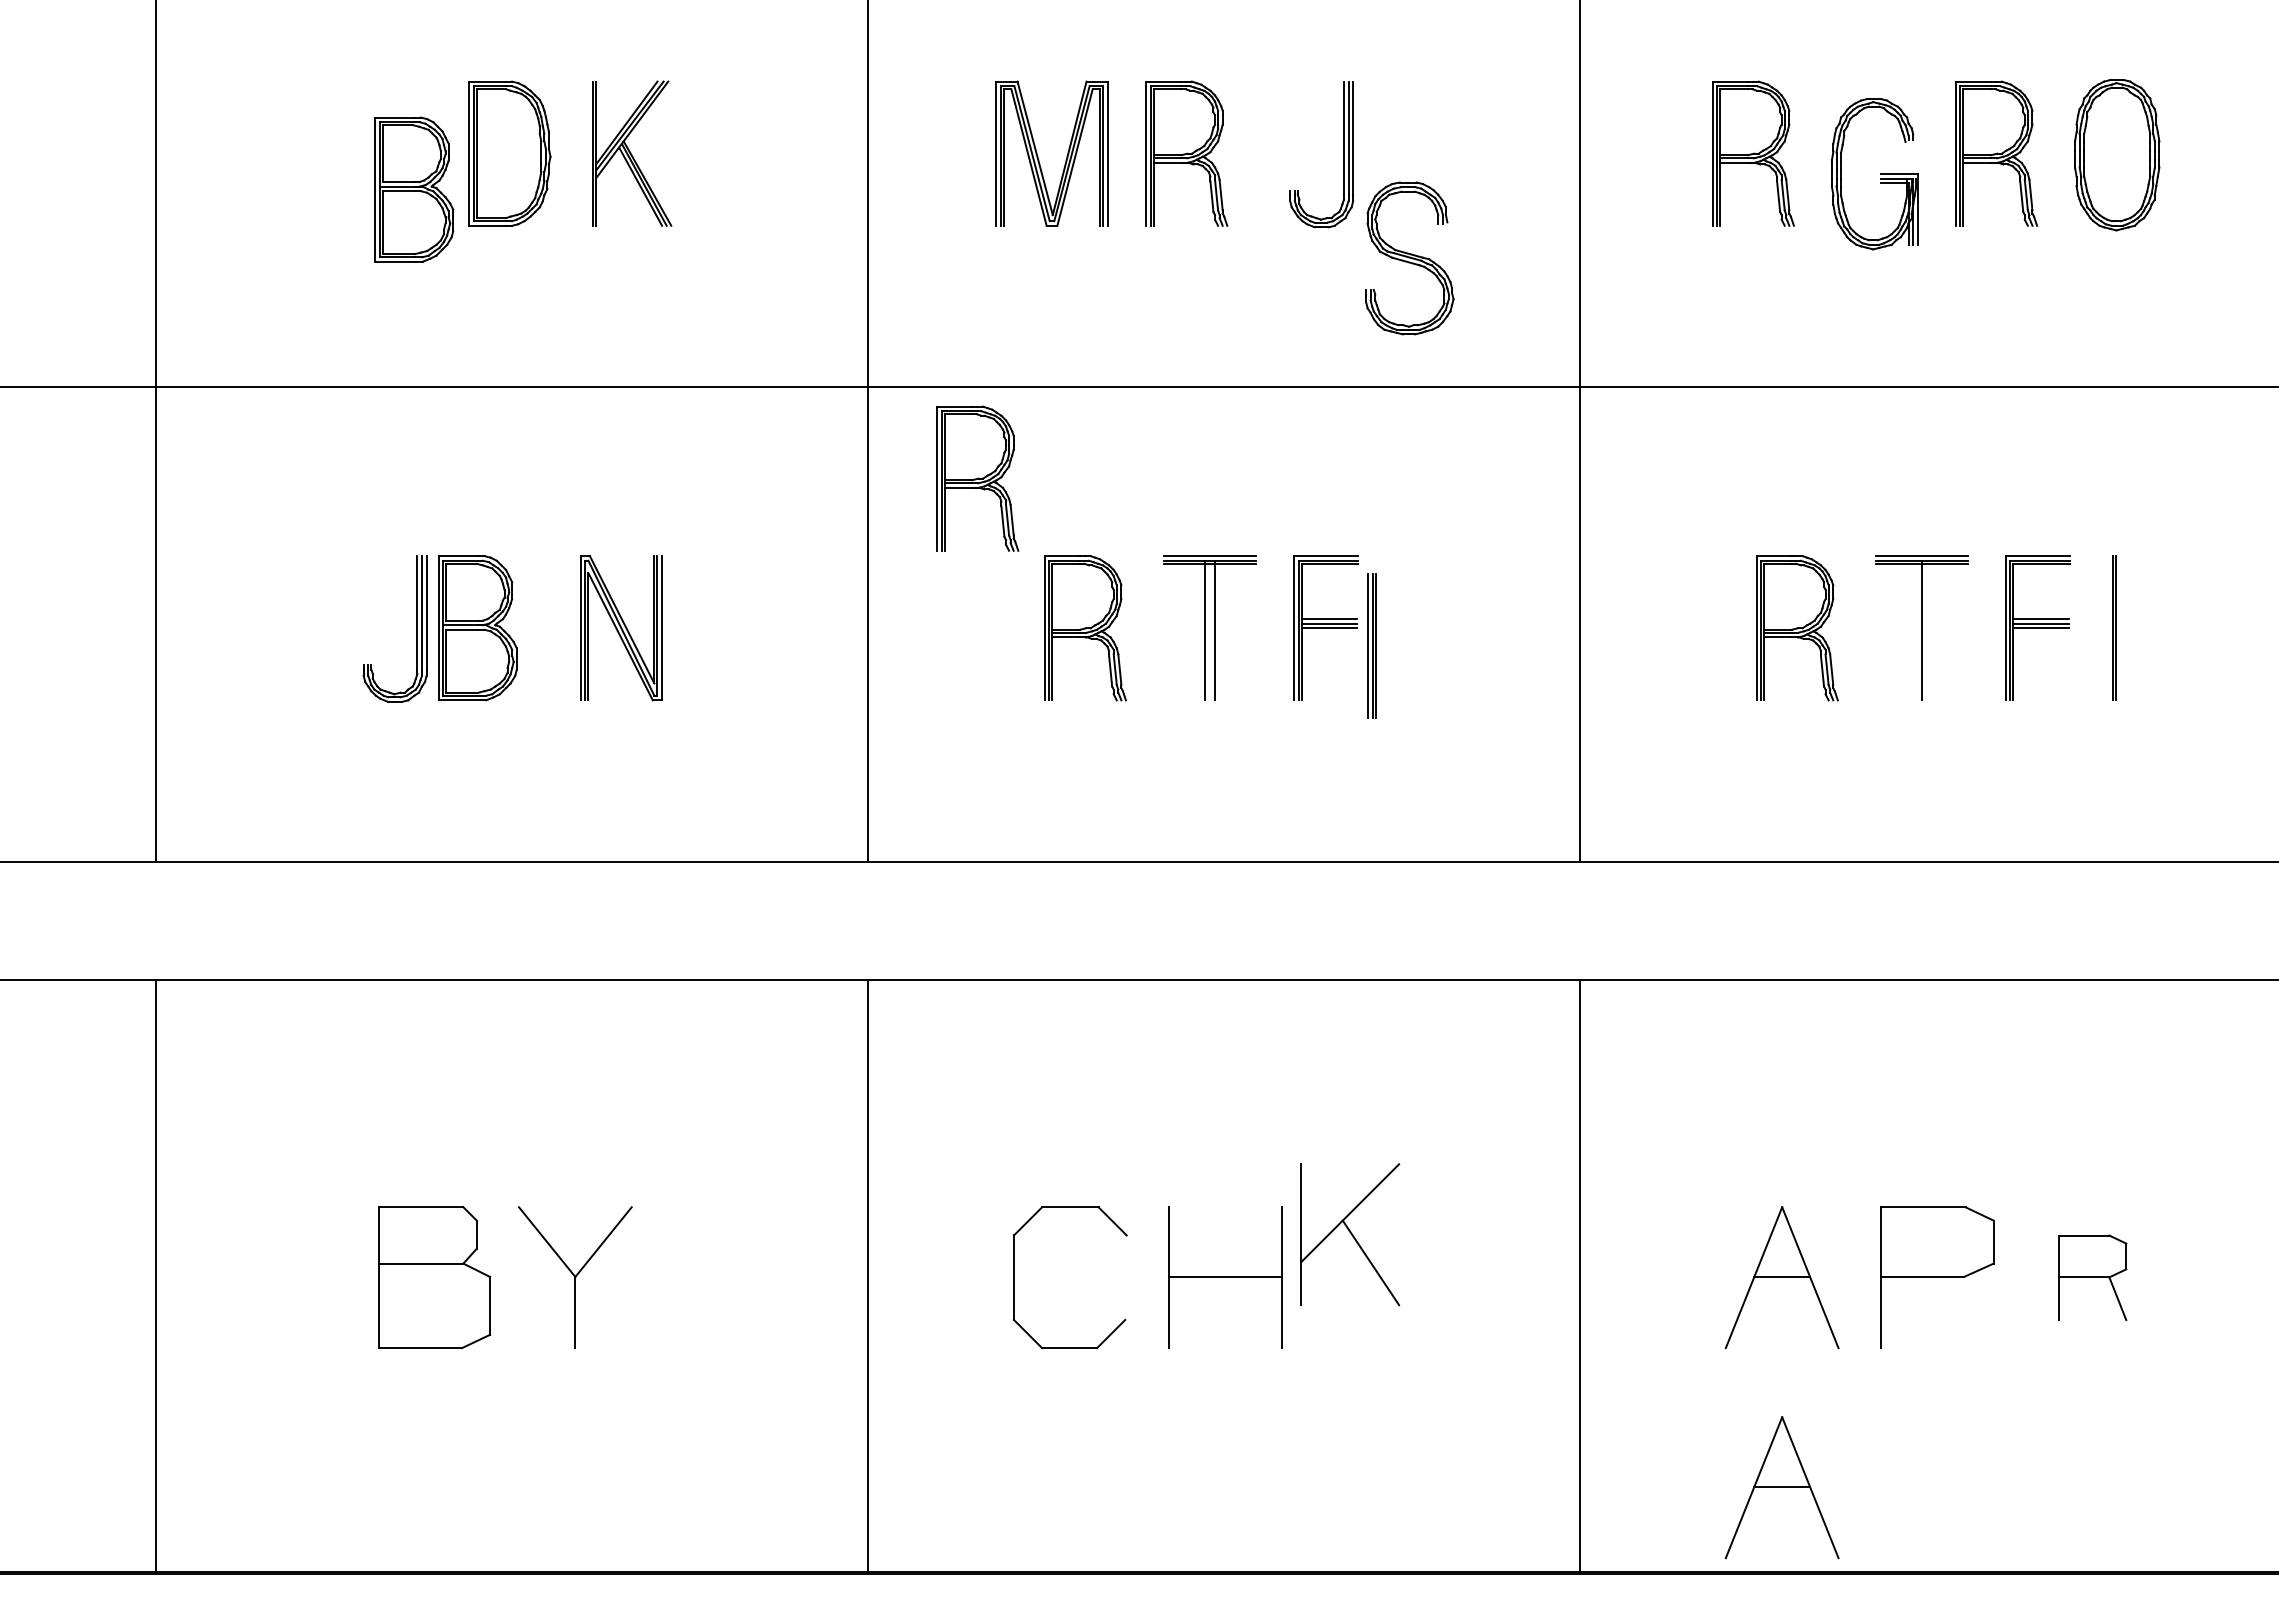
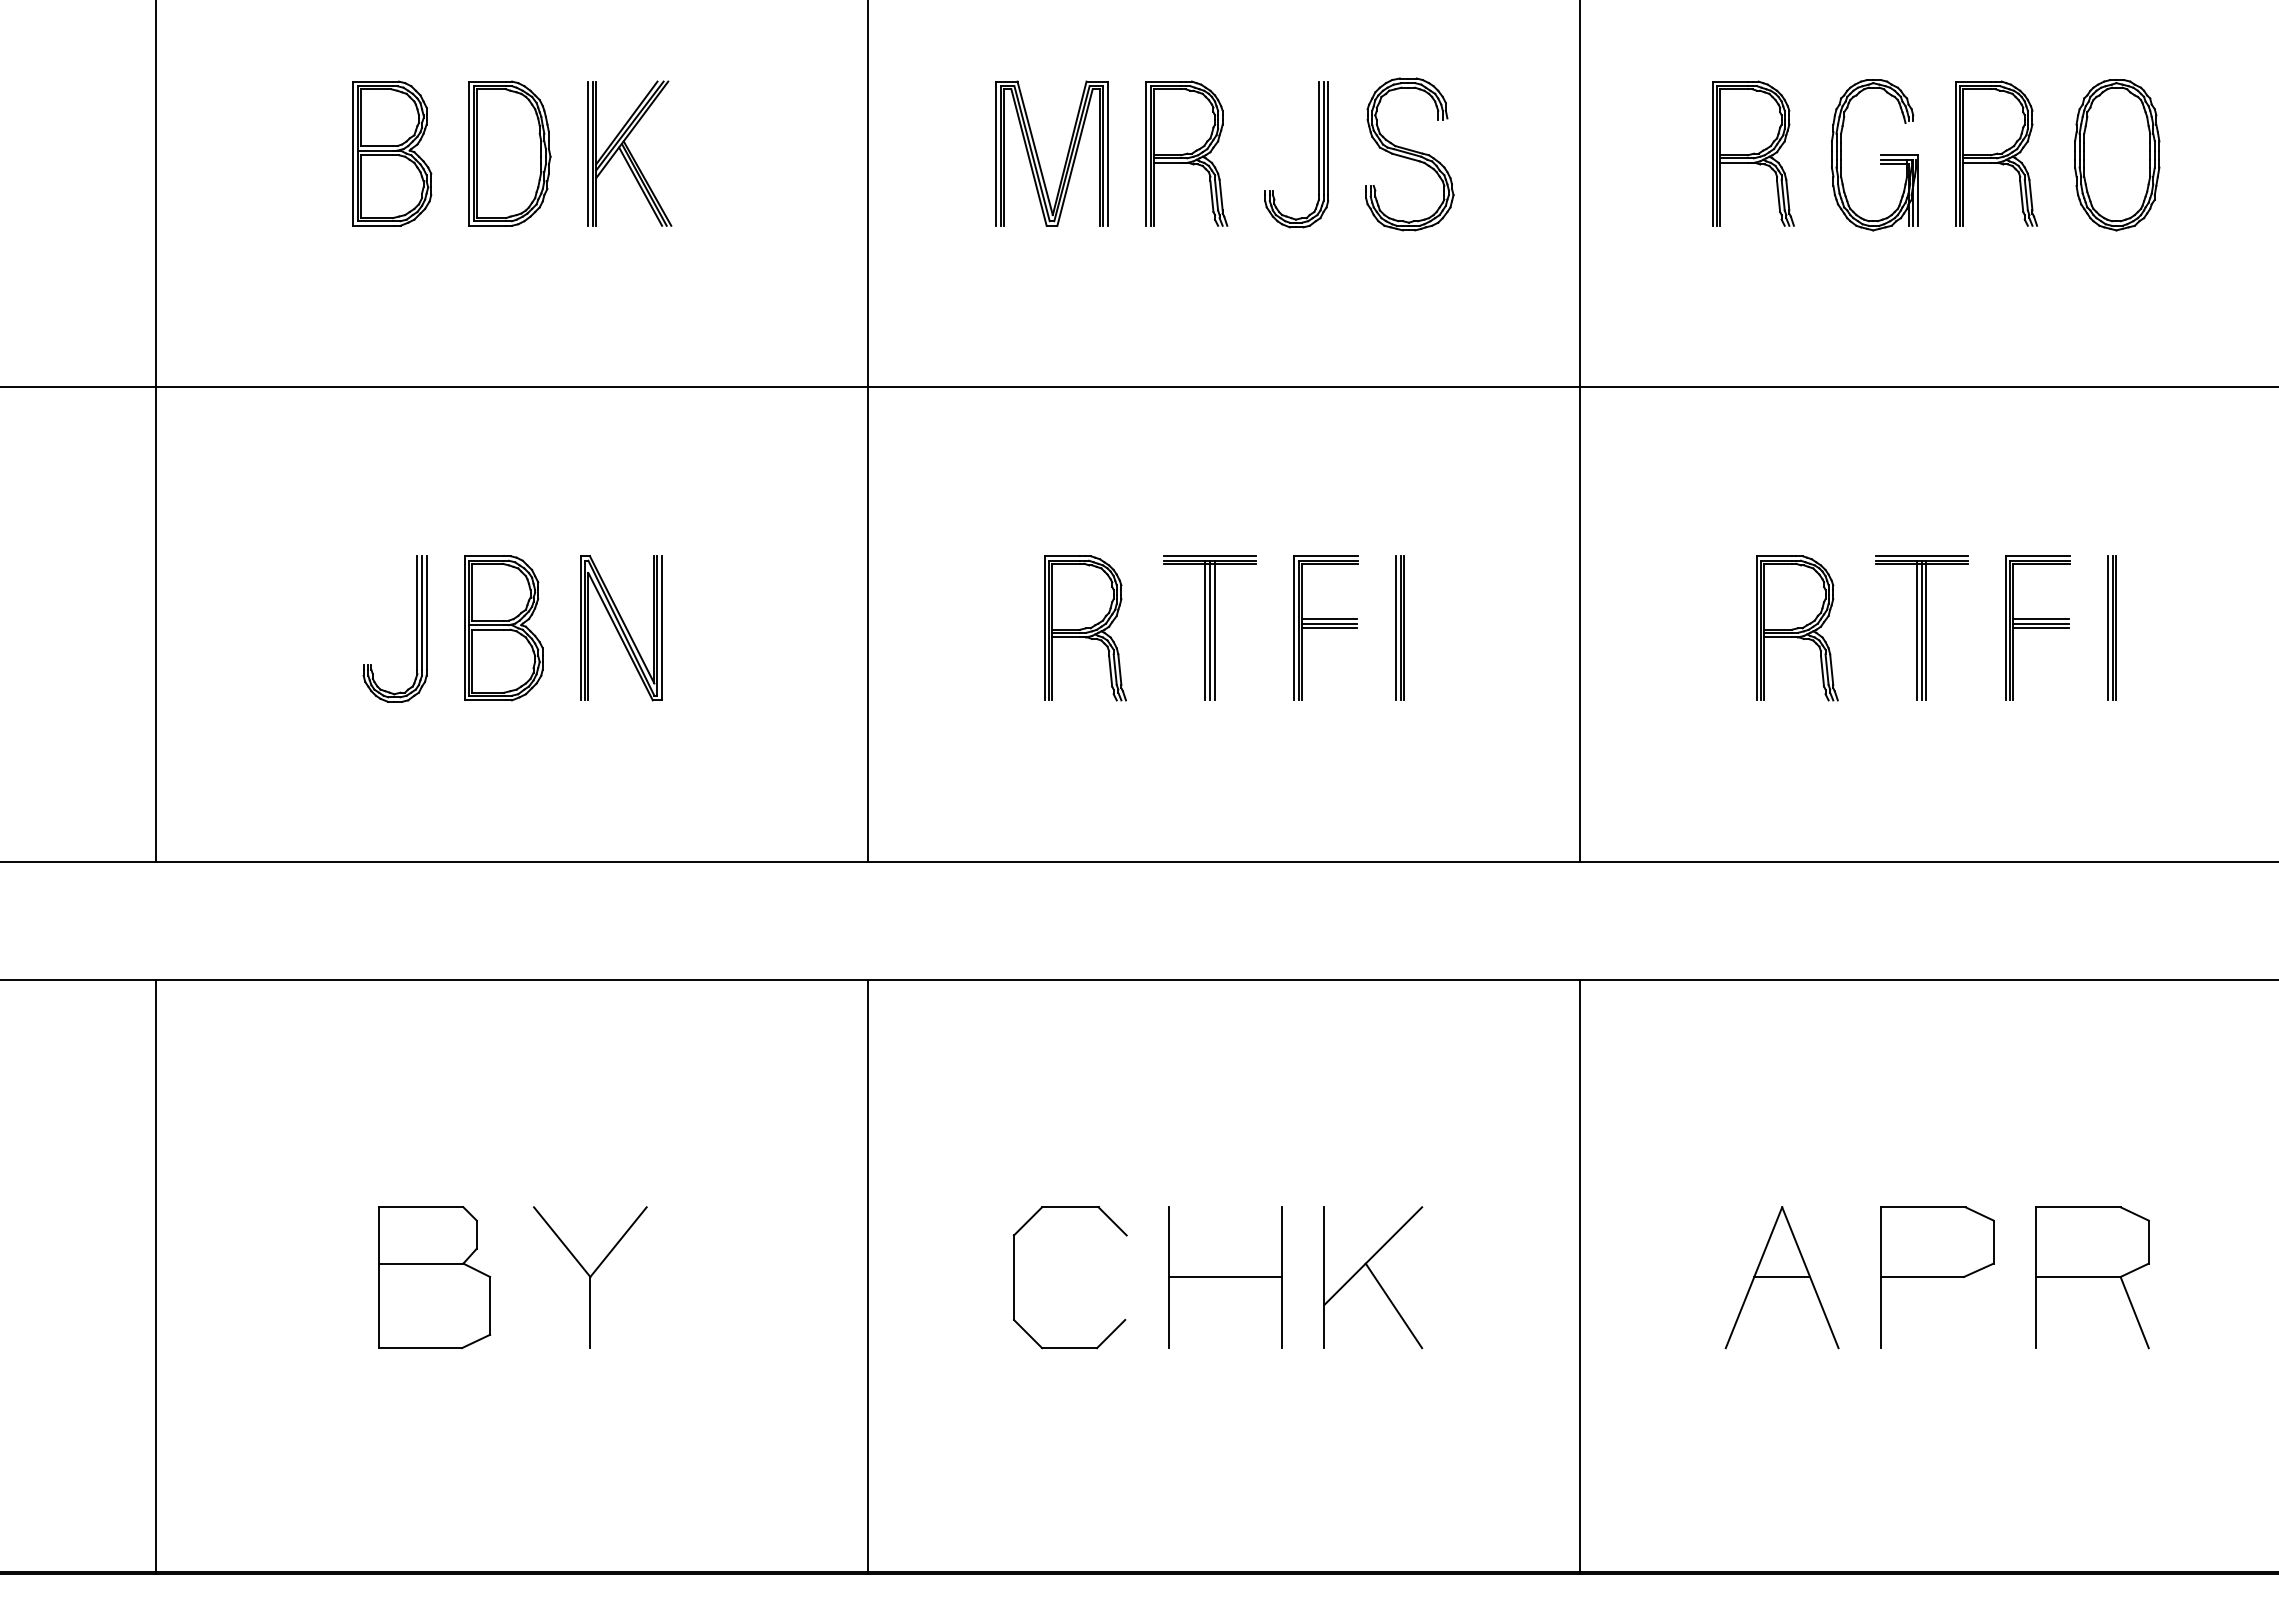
line: none -> present (588, 153)
part position: (1343, 154) -> (1318, 154) (1318, 154)
part position: (1874, 174) -> (1874, 155) (1874, 155)
part position: (414, 189) -> (392, 153) (392, 153)
part position: (1409, 258) -> (1409, 154) (1409, 154)
part: present -> none (977, 478)
part position: (477, 628) -> (503, 628) (503, 628)
line: none -> present (2108, 628)
line: none -> present (1209, 630)
line: none -> present (1917, 630)
line: none -> present (1926, 630)
part position: (1371, 645) -> (1399, 627) (1399, 627)
part position: (1350, 1234) -> (1373, 1277) (1373, 1277)
part position: (575, 1277) -> (590, 1277) (590, 1277)
part size: 70x87 px -> 115x144 px (2092, 1277)
part: present -> none (1781, 1487)
